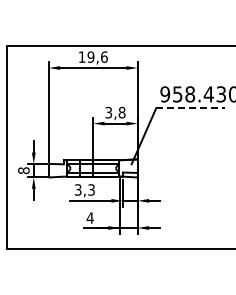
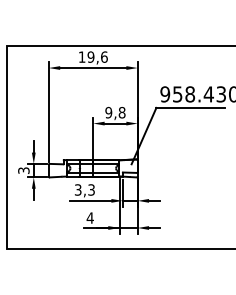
line: dashed -> solid (191, 107)
text: 3,8 -> 9,8 (108, 112)
text: 8 -> 3 (23, 170)
